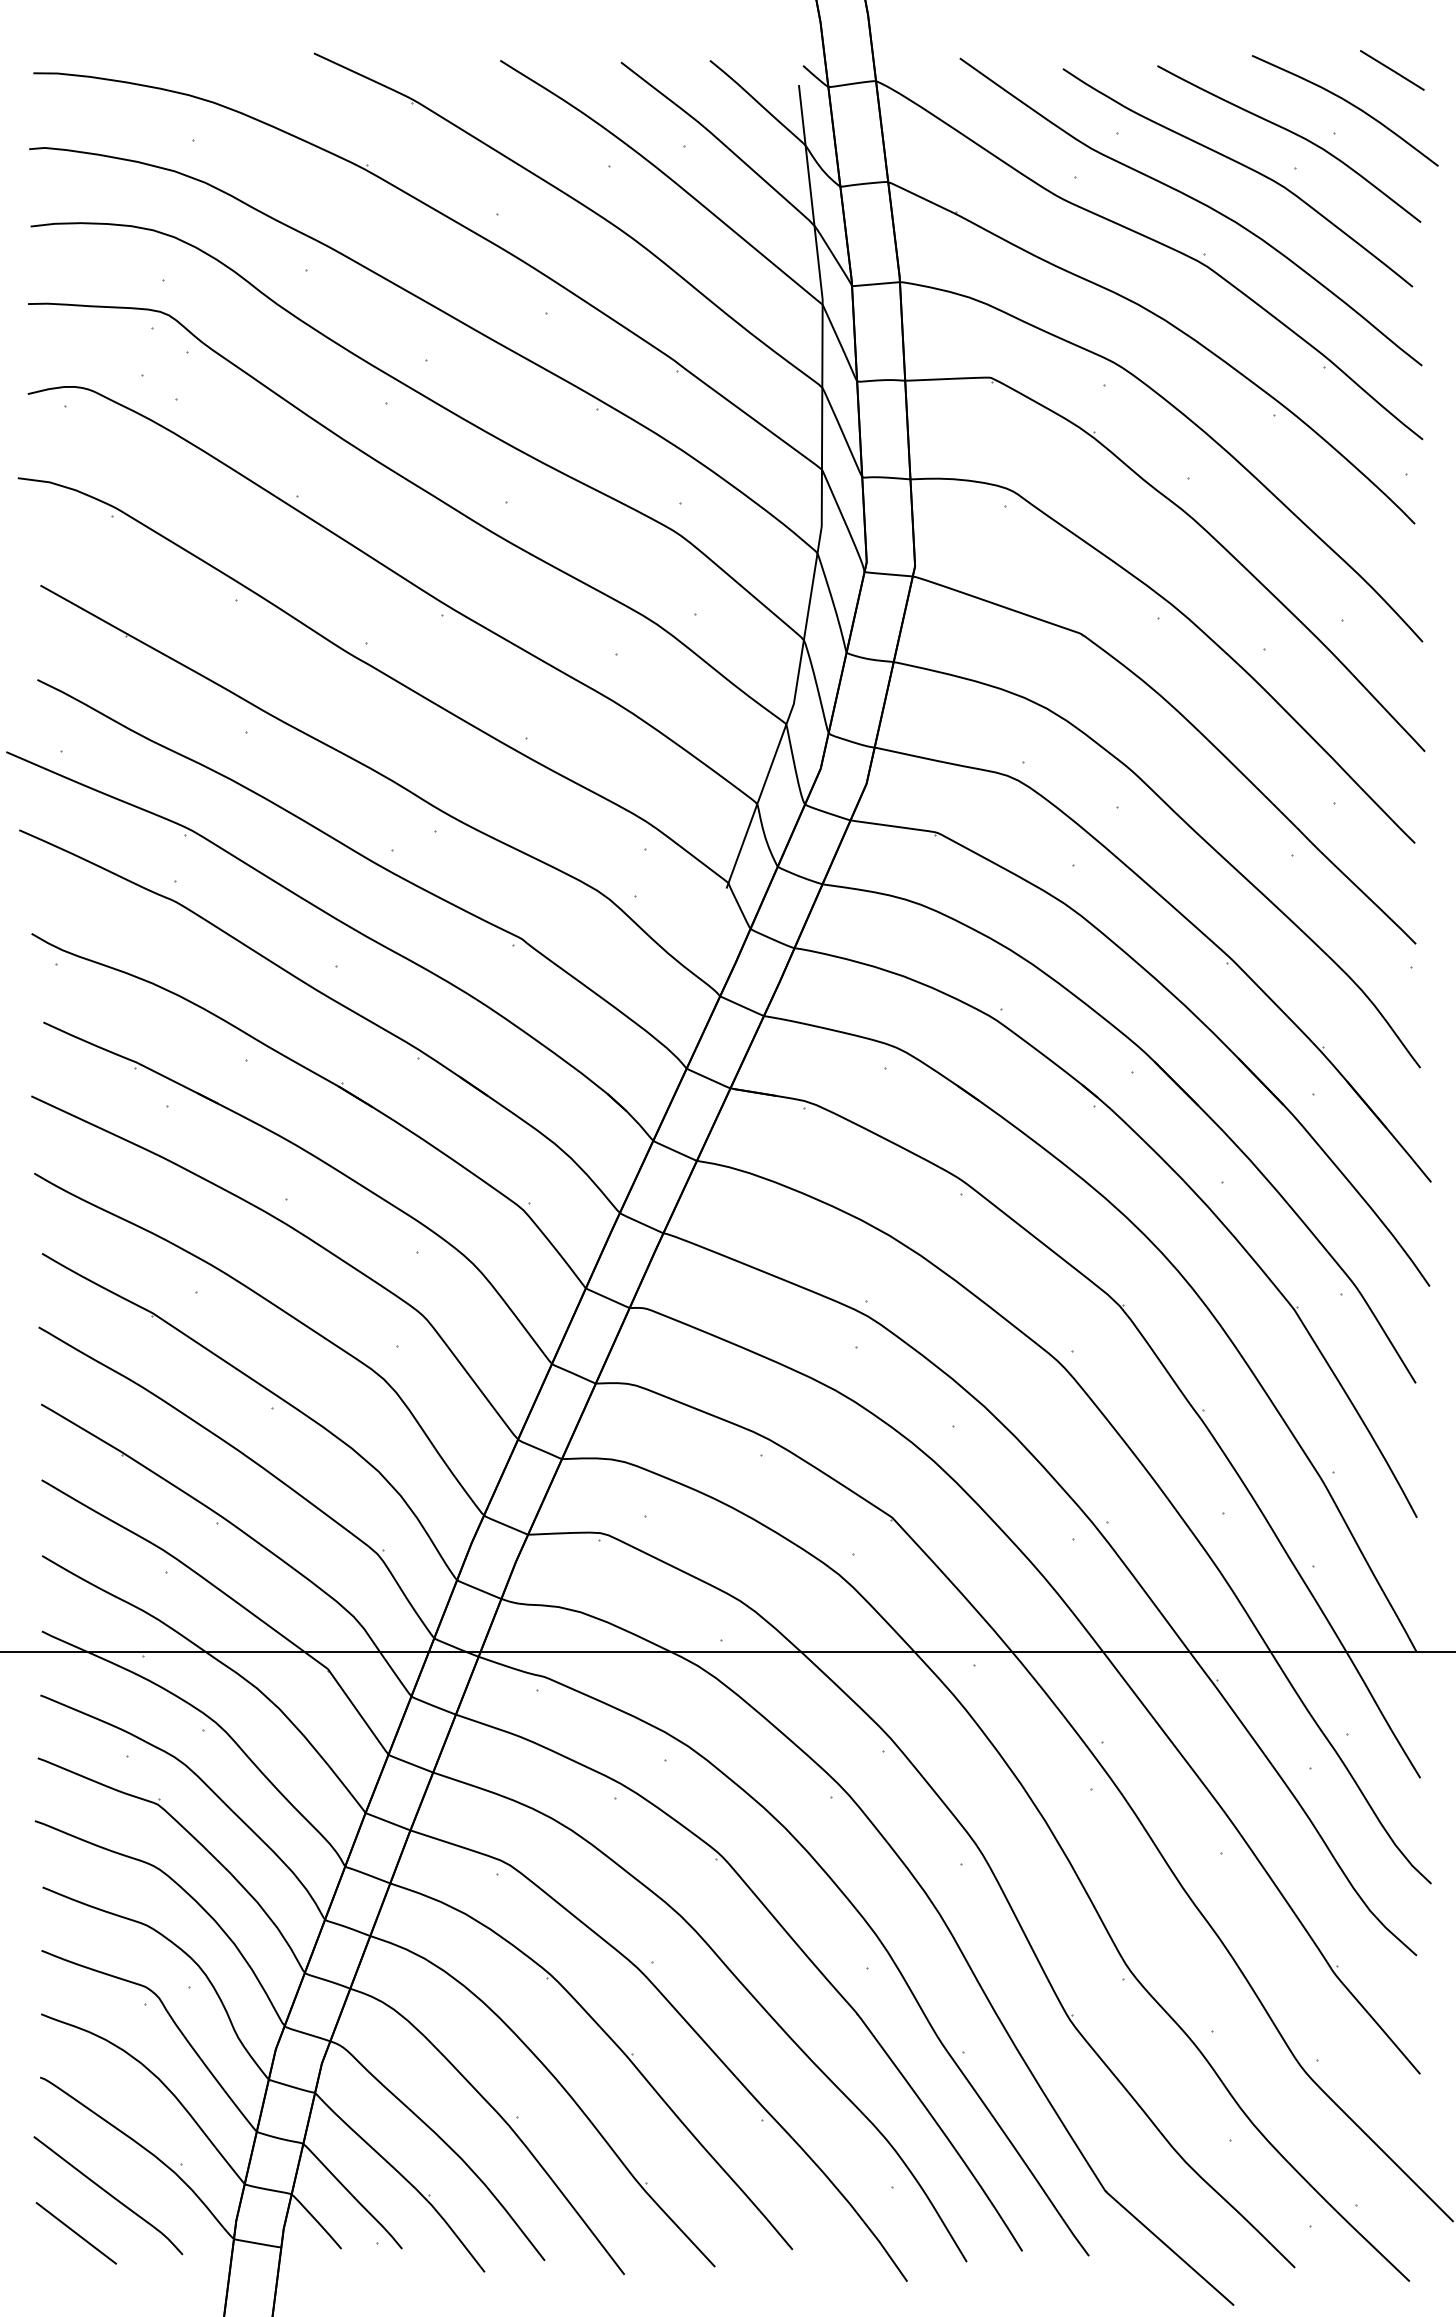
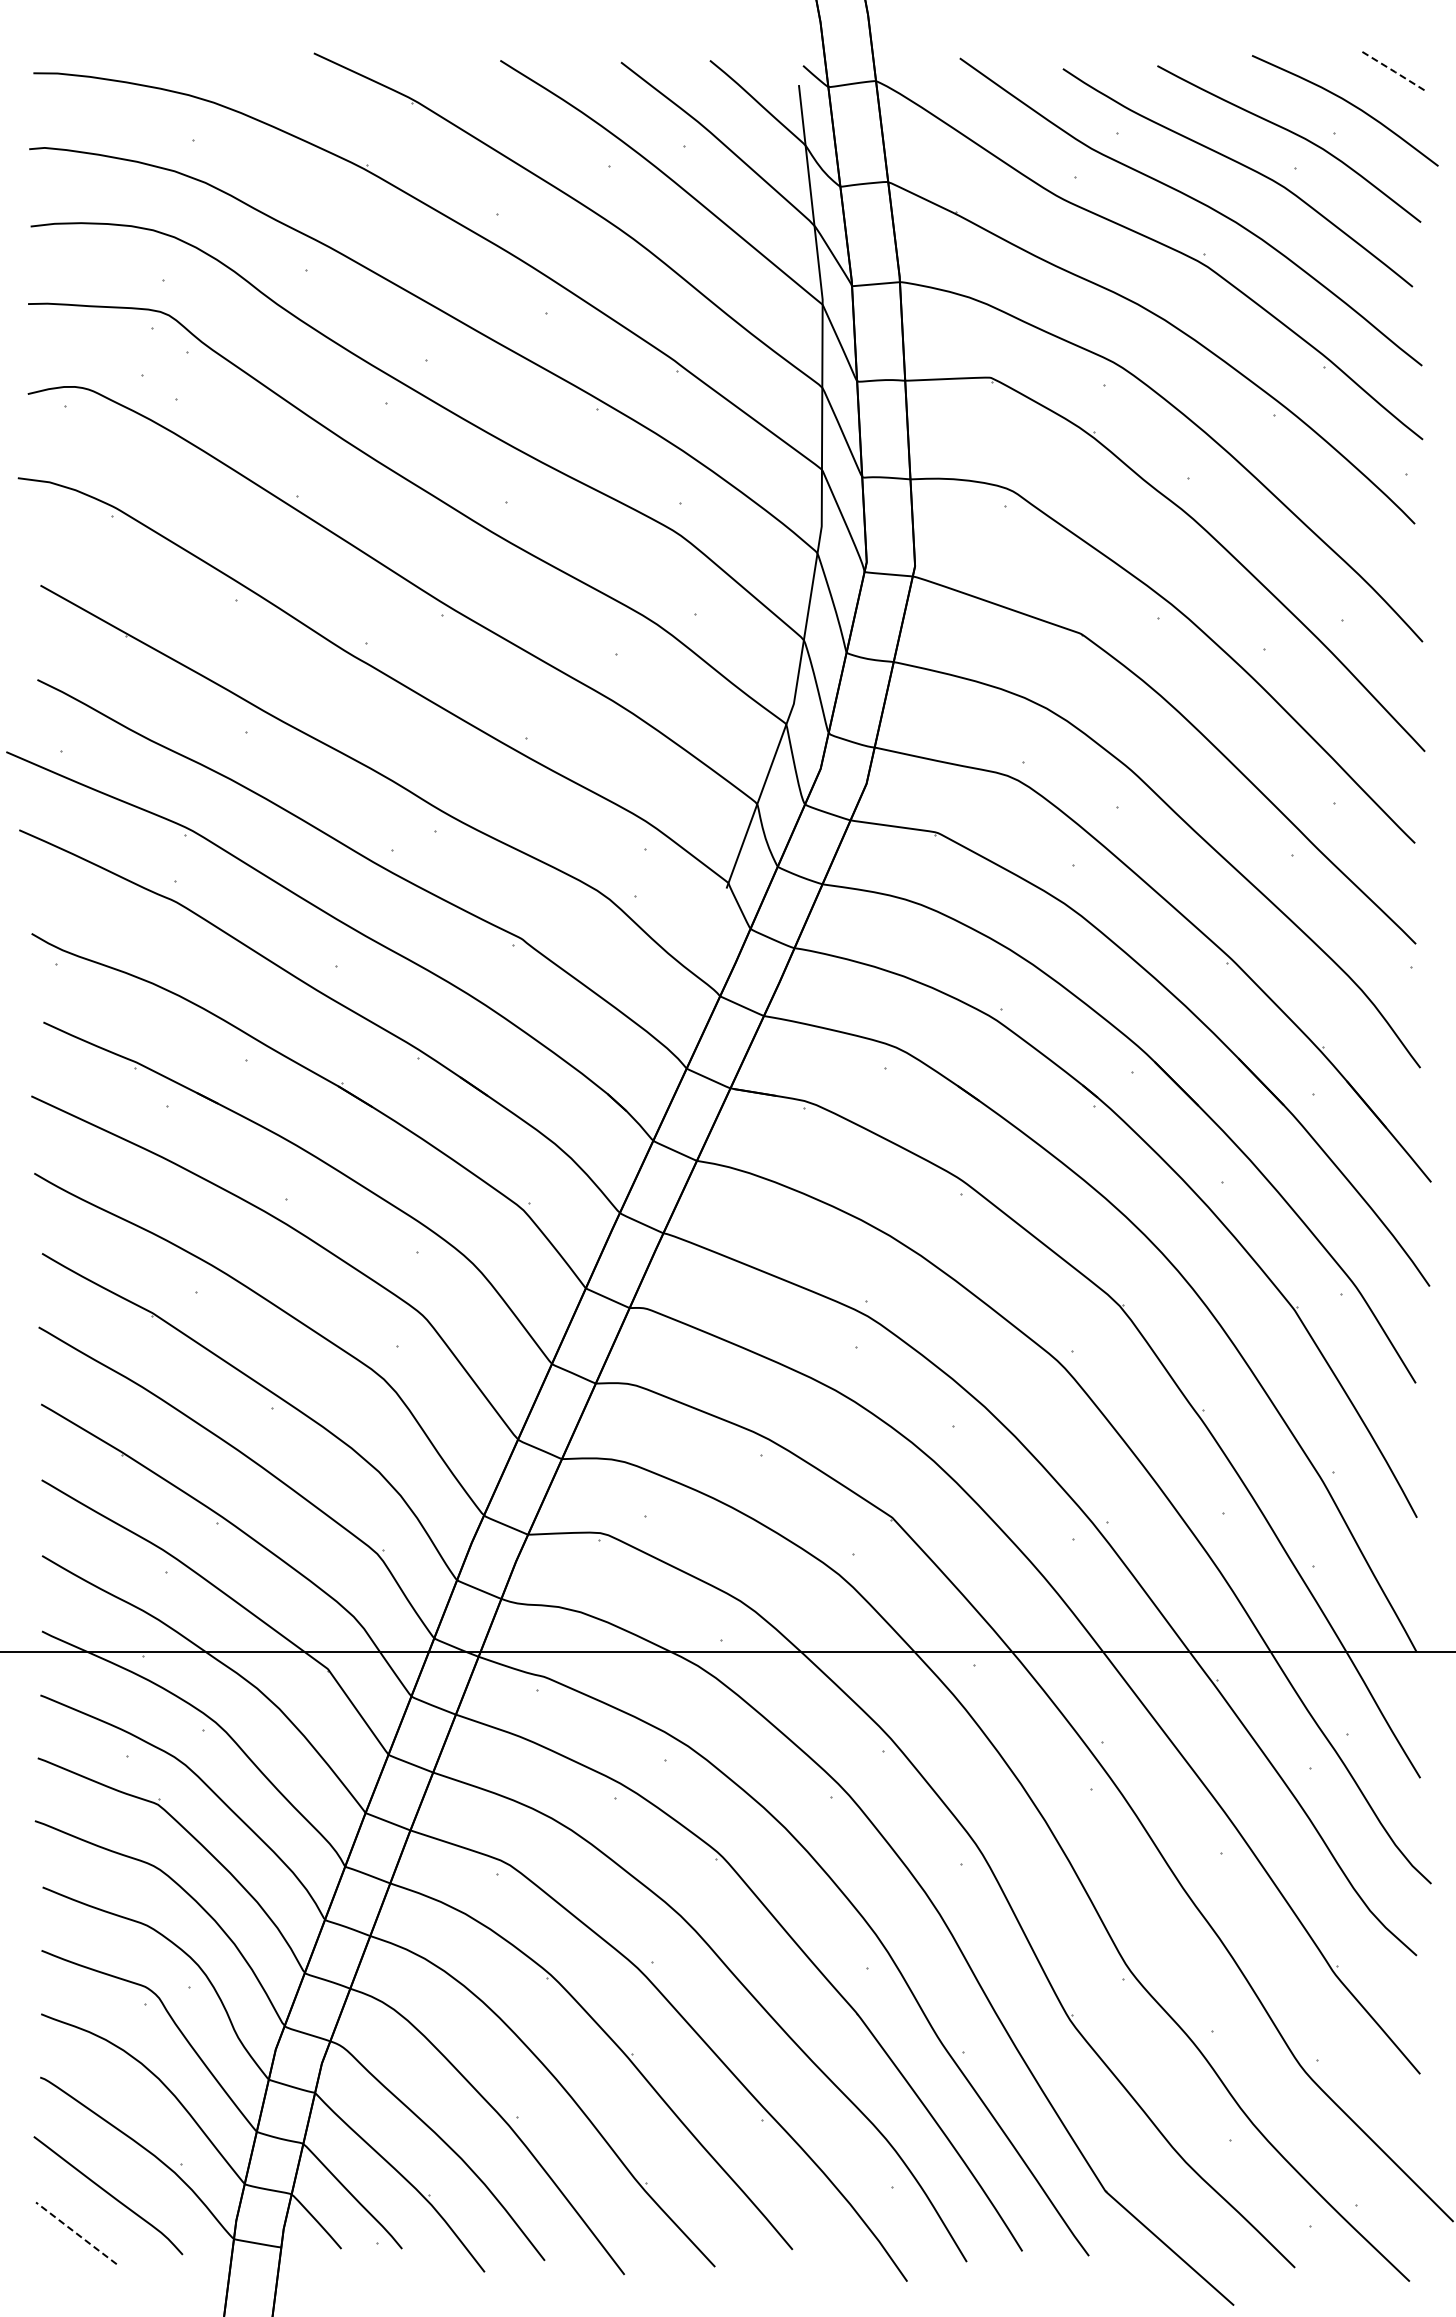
line: solid -> dashed (1392, 70)
line: solid -> dashed (76, 2233)
